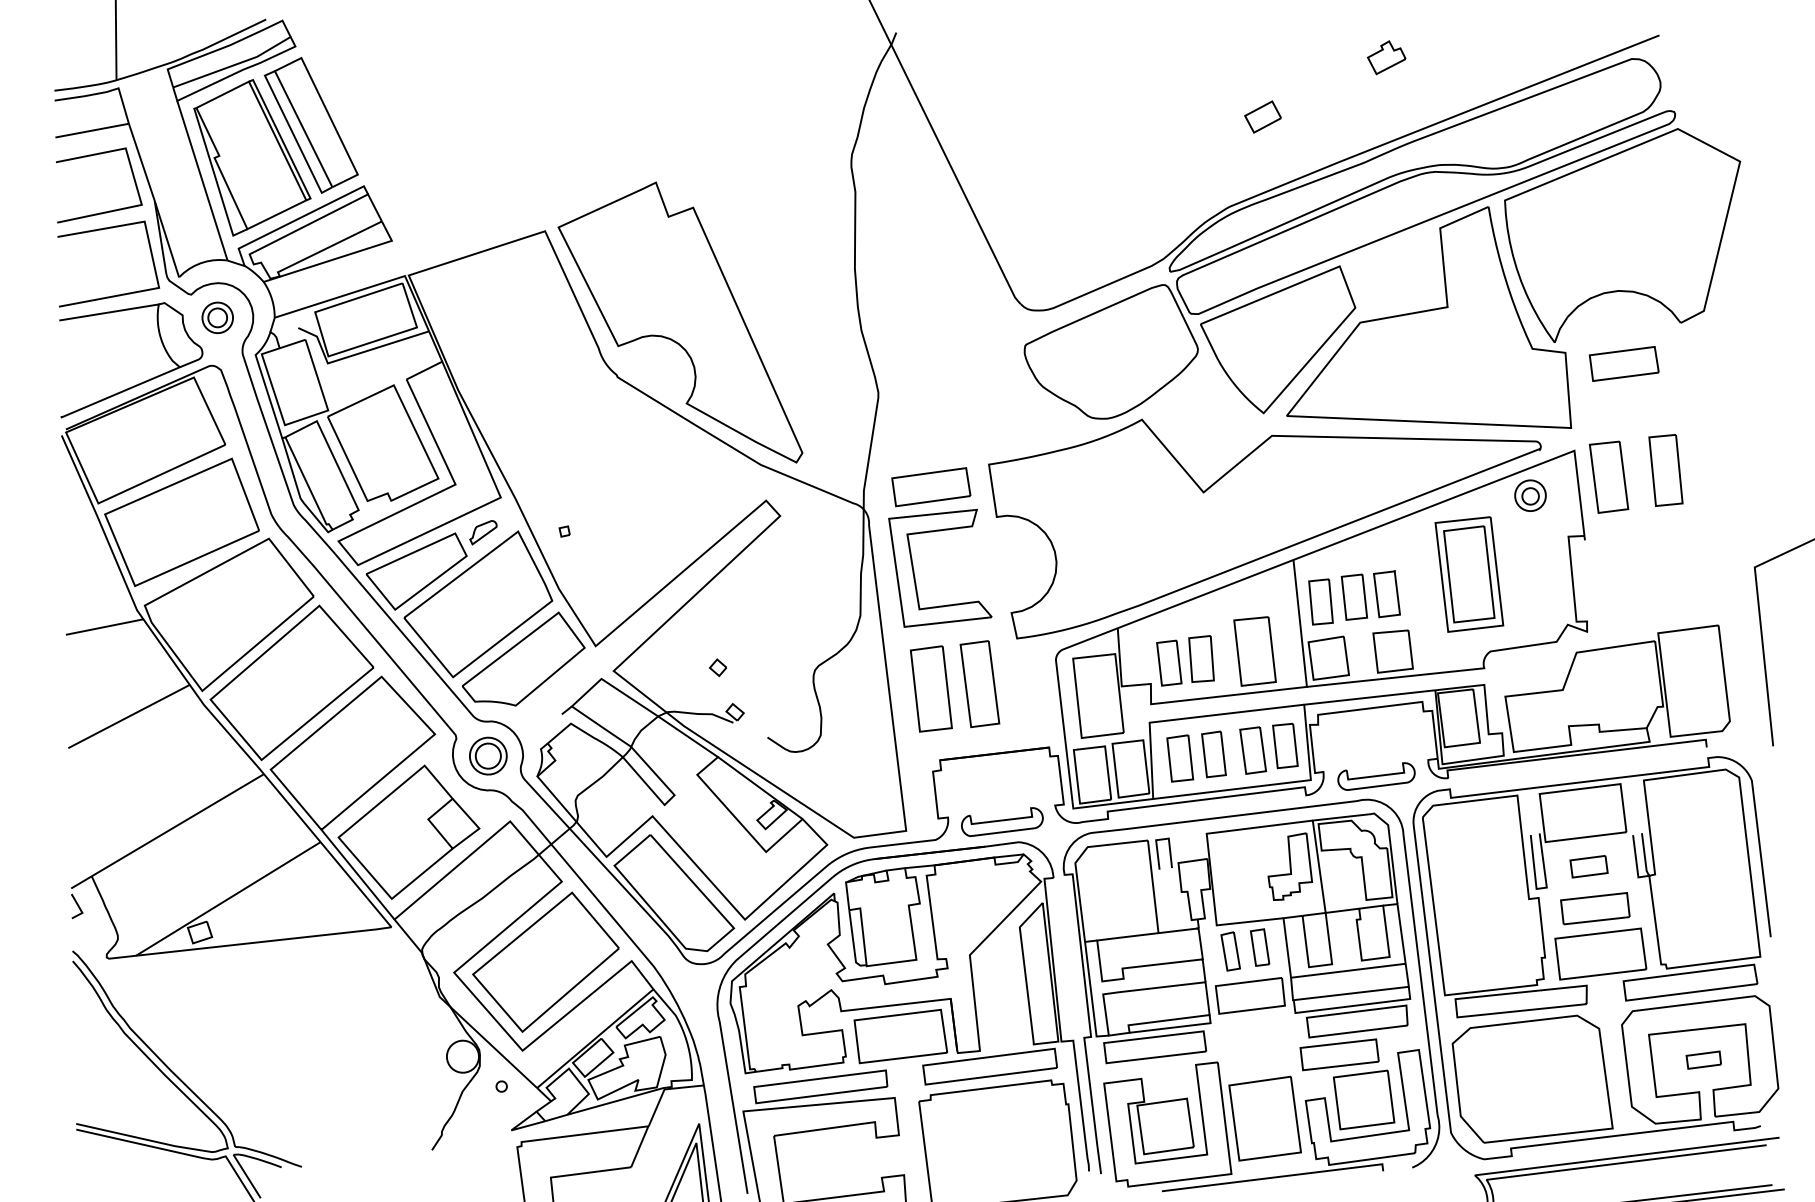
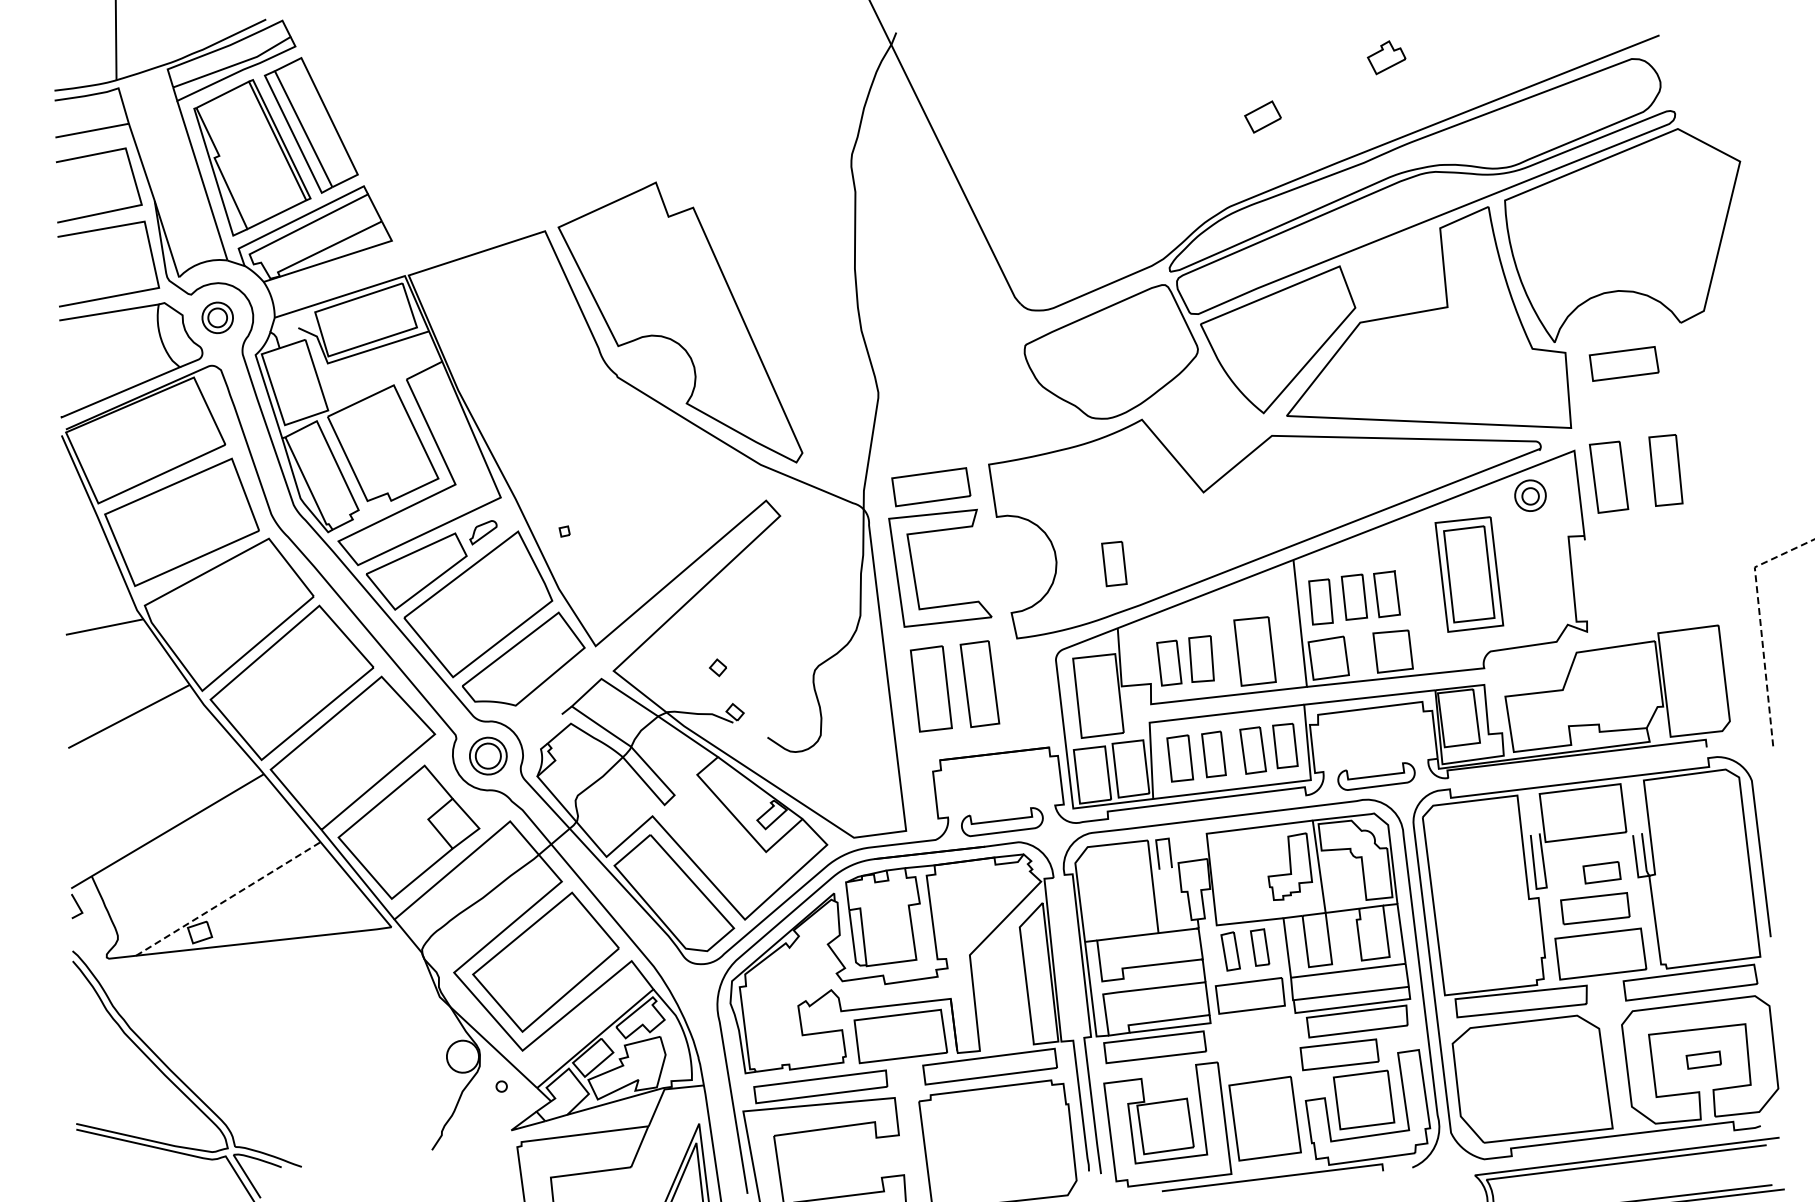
part: none -> present (1114, 563)
line: solid -> dashed (1760, 623)
part position: (1588, 866) -> (1601, 872) (1601, 872)
line: solid -> dashed (227, 899)
